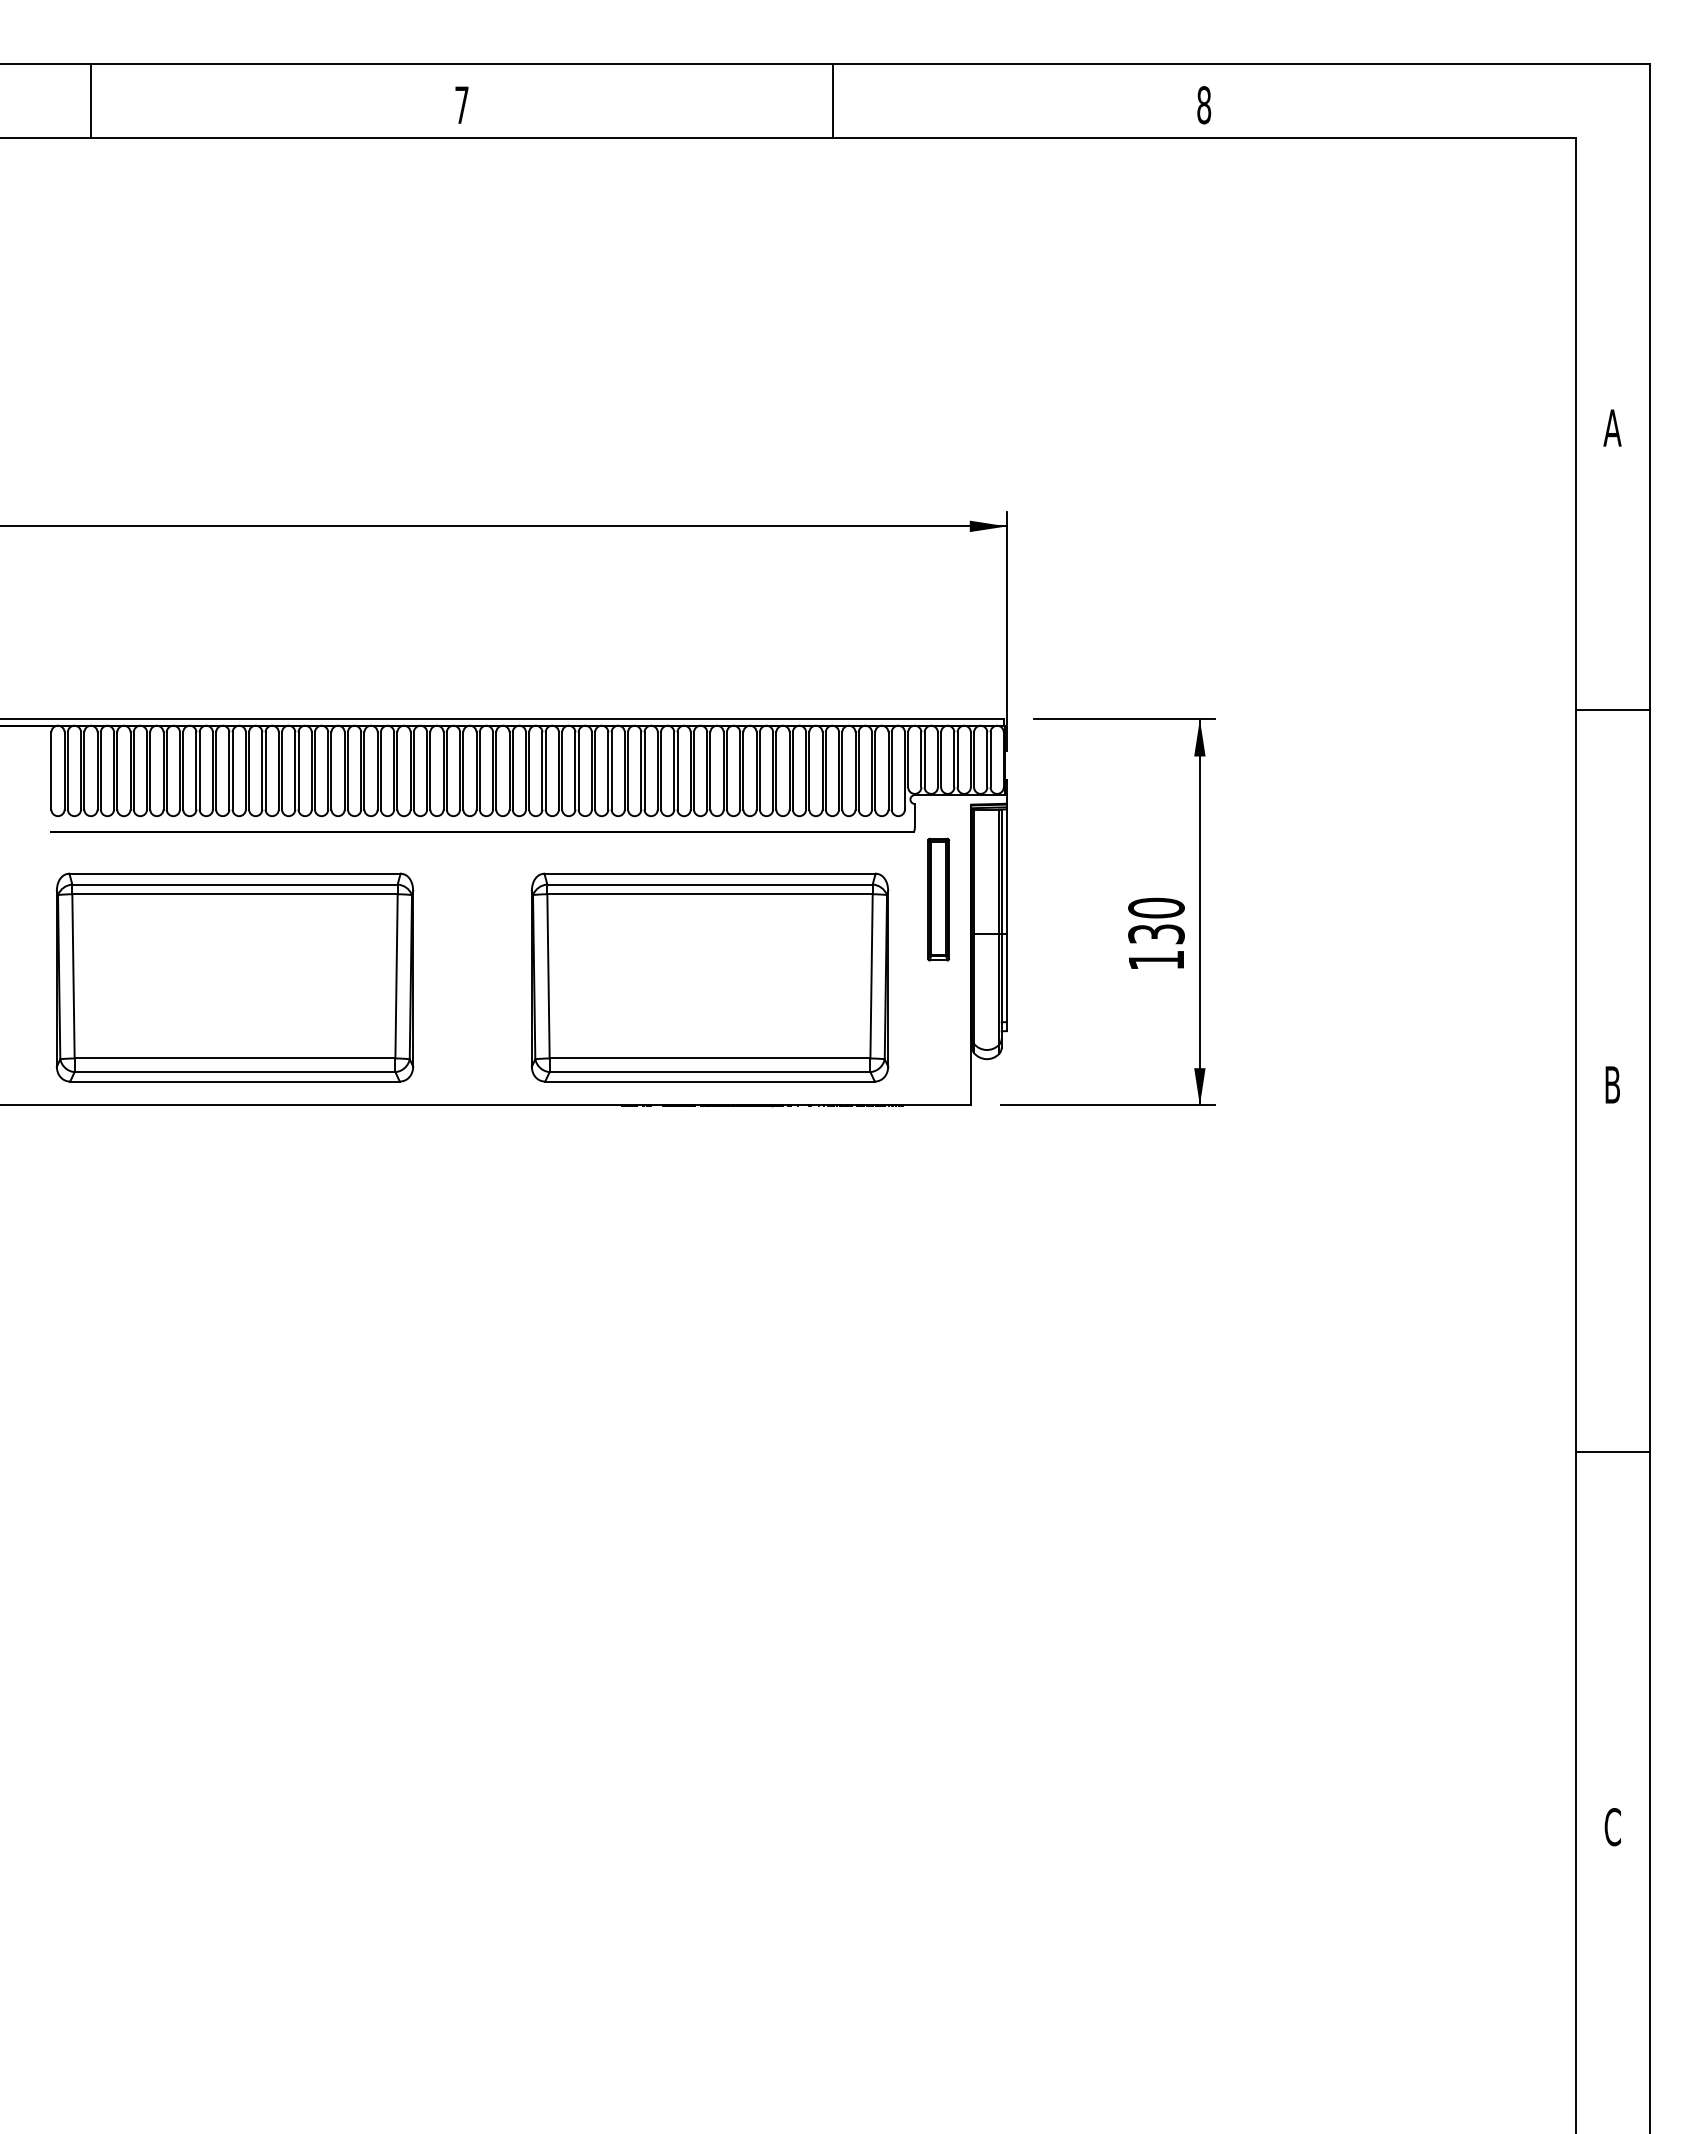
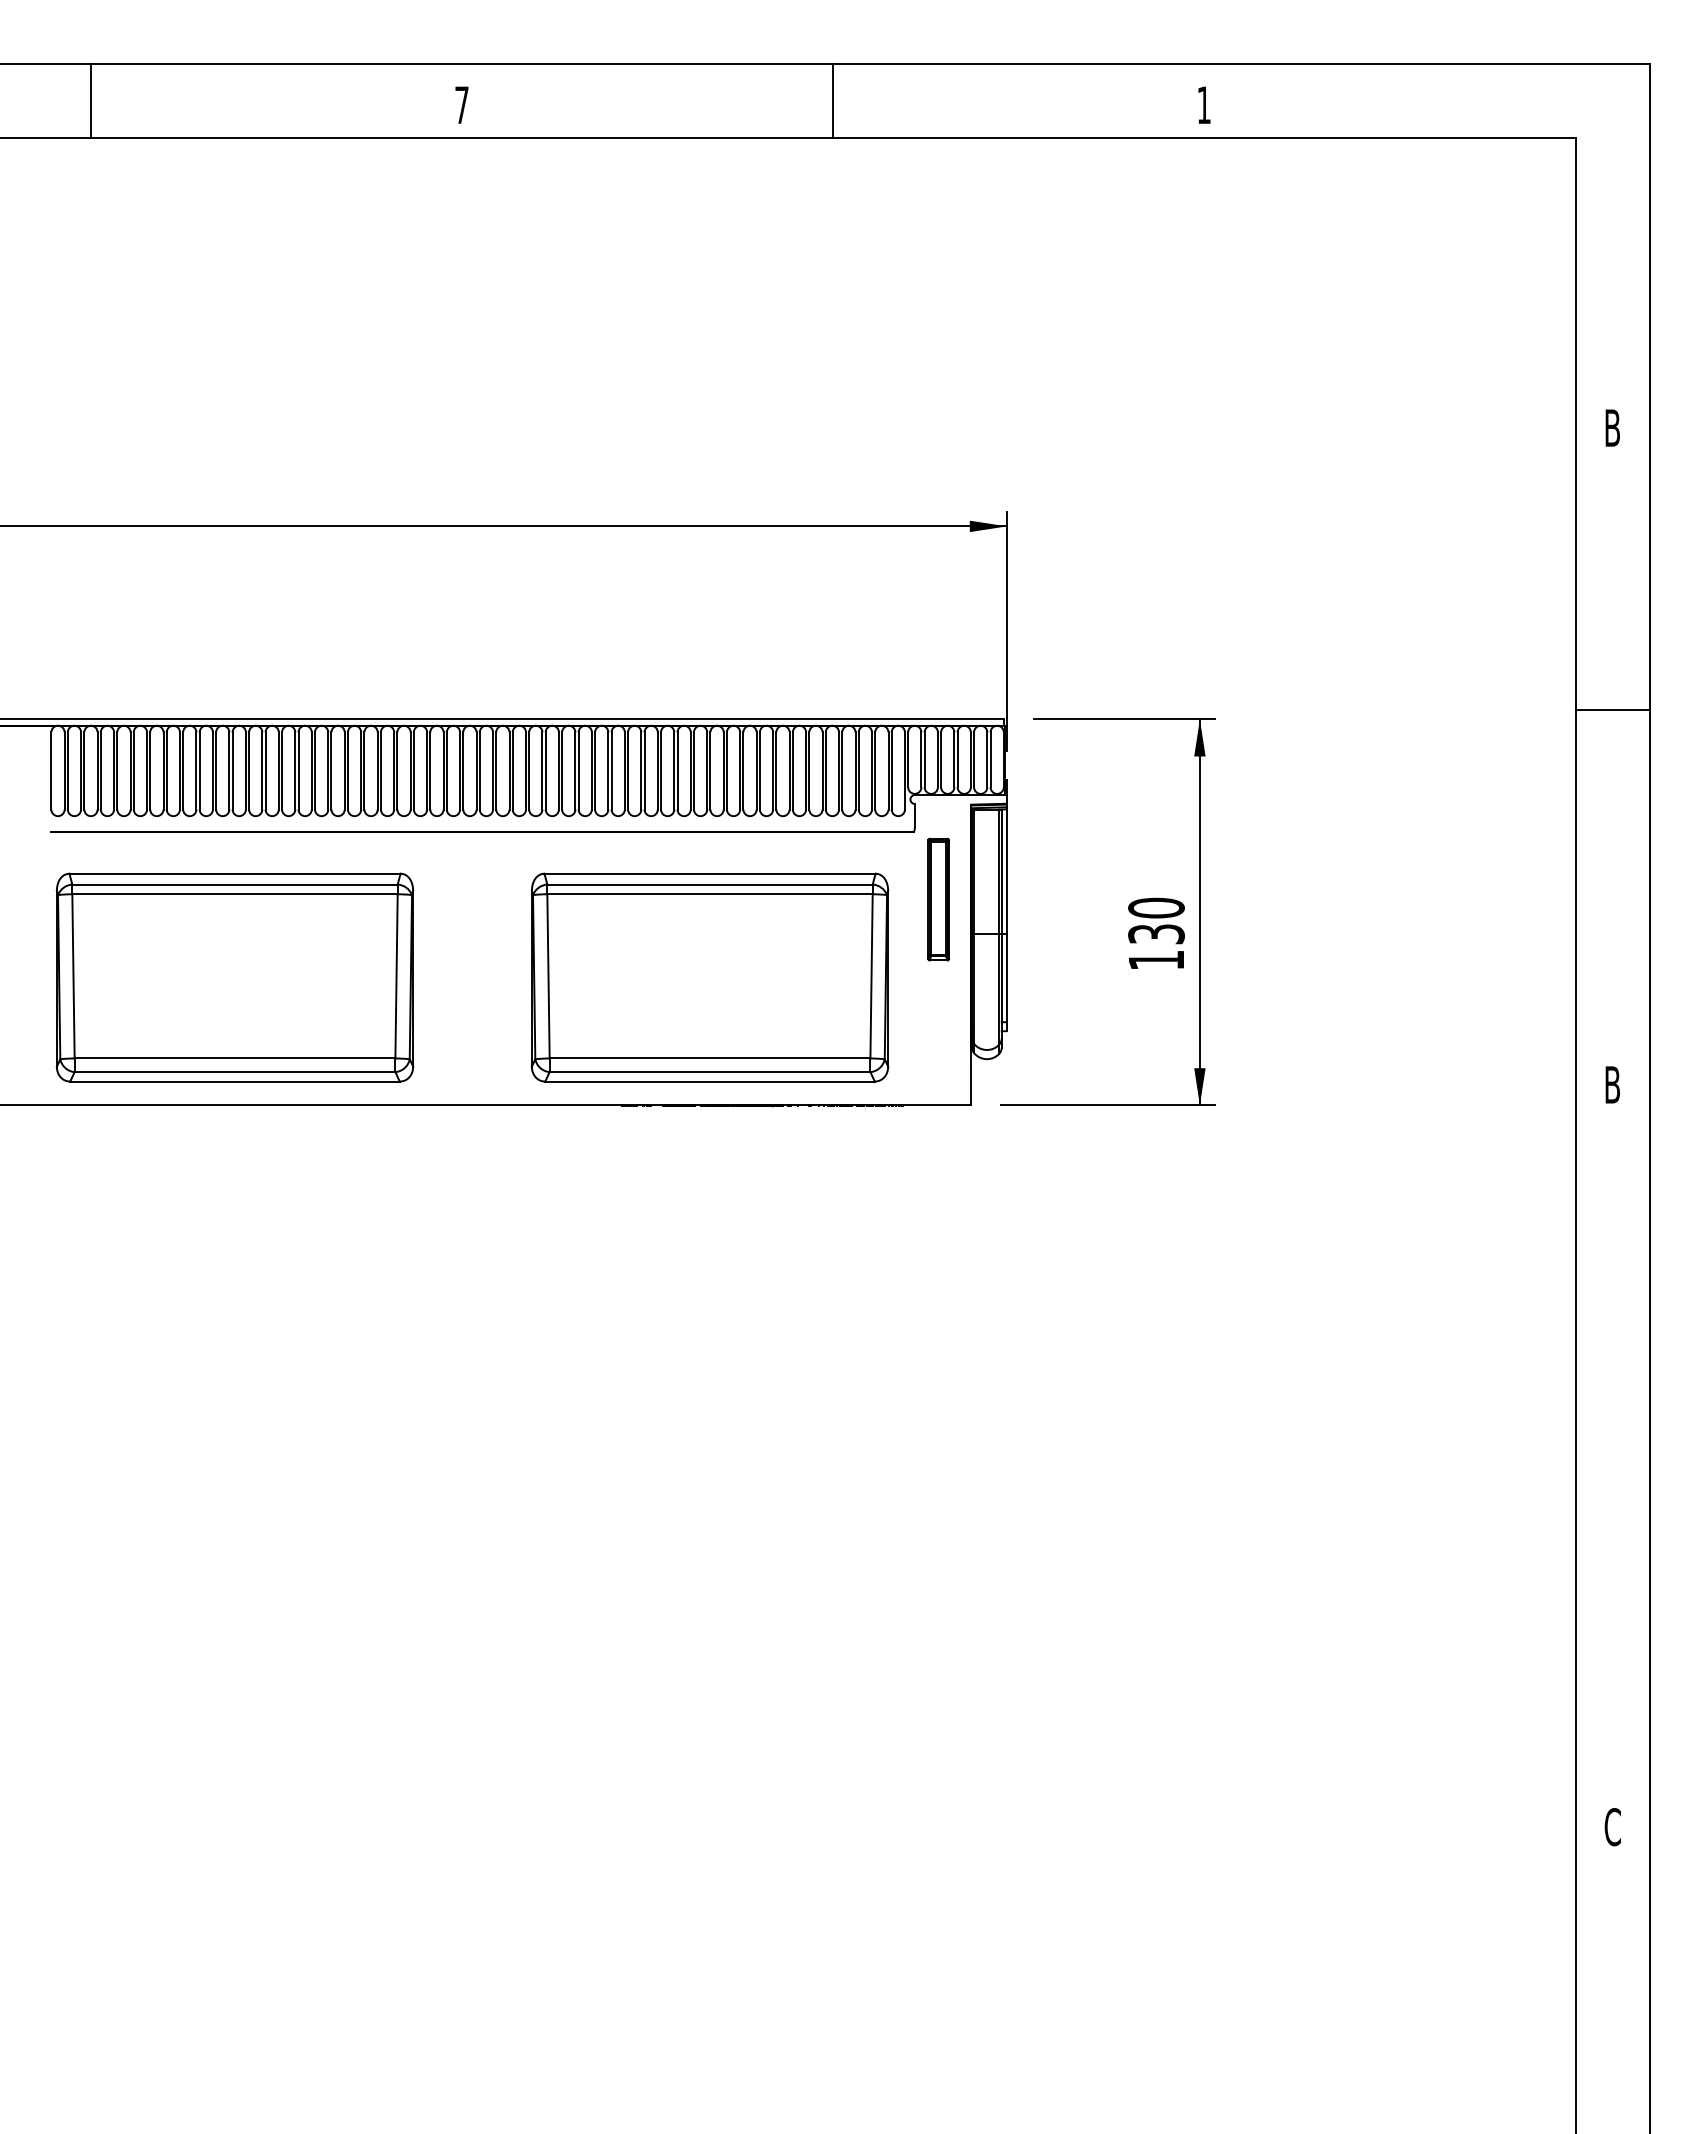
text: 8 -> 1 (1204, 105)
text: A -> B (1612, 427)
line: present -> none (1612, 1451)
